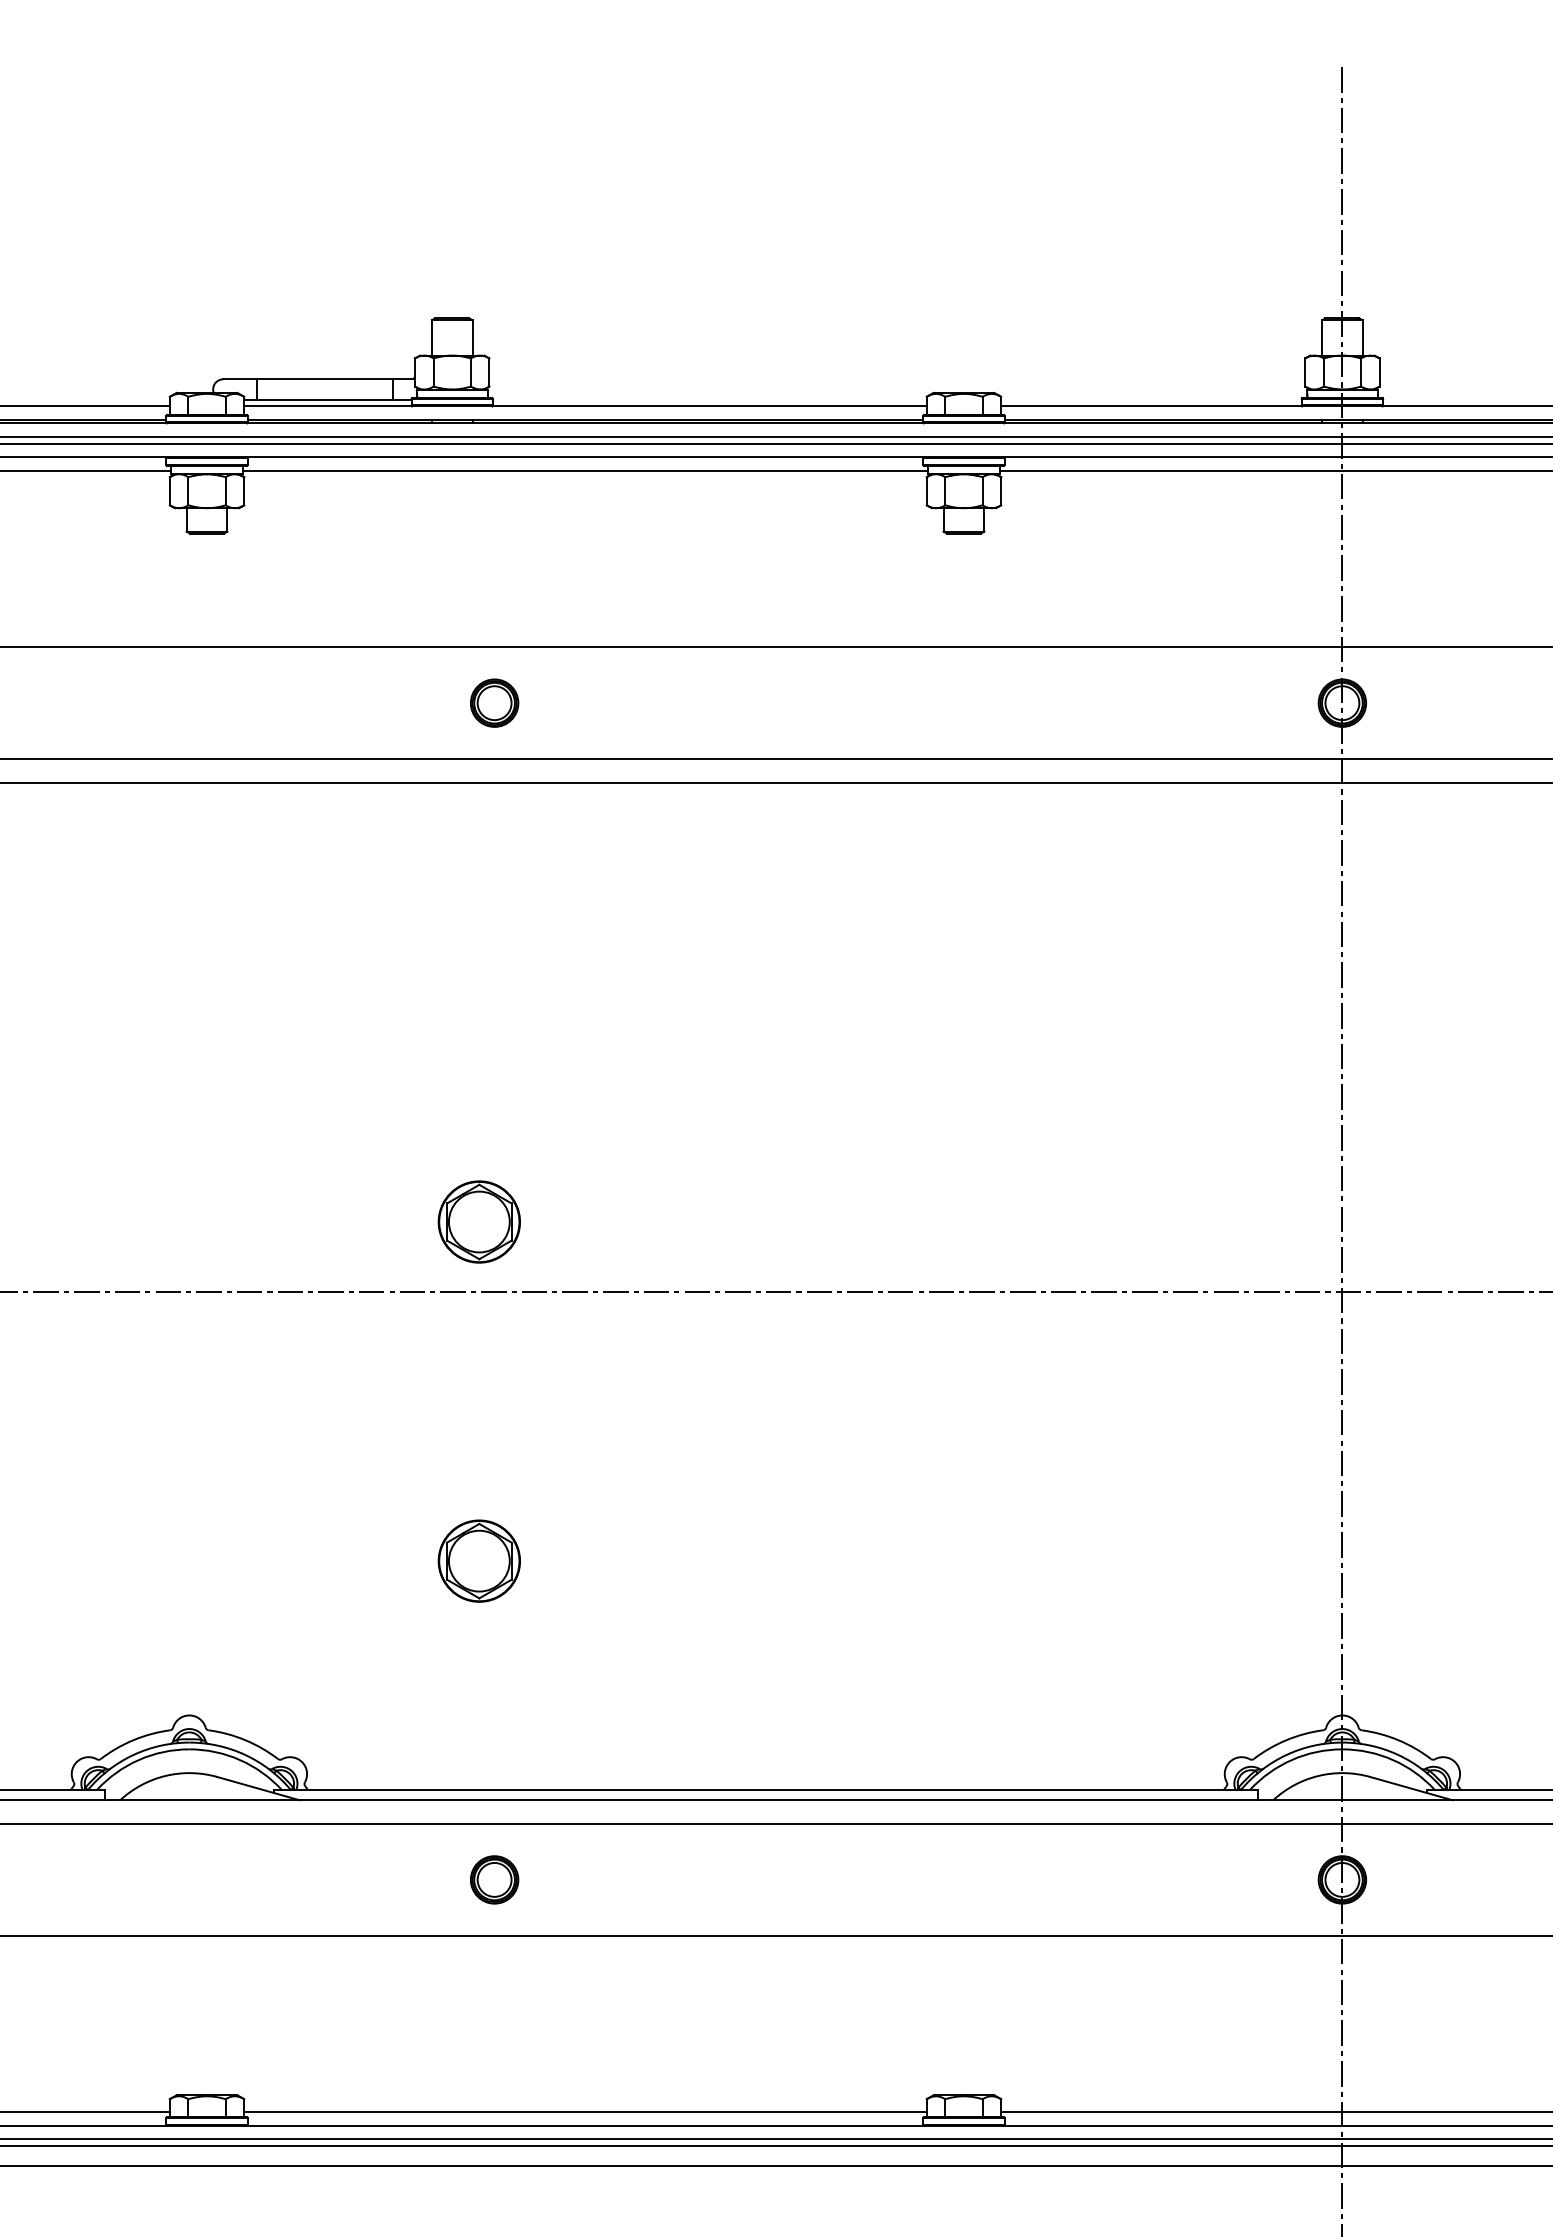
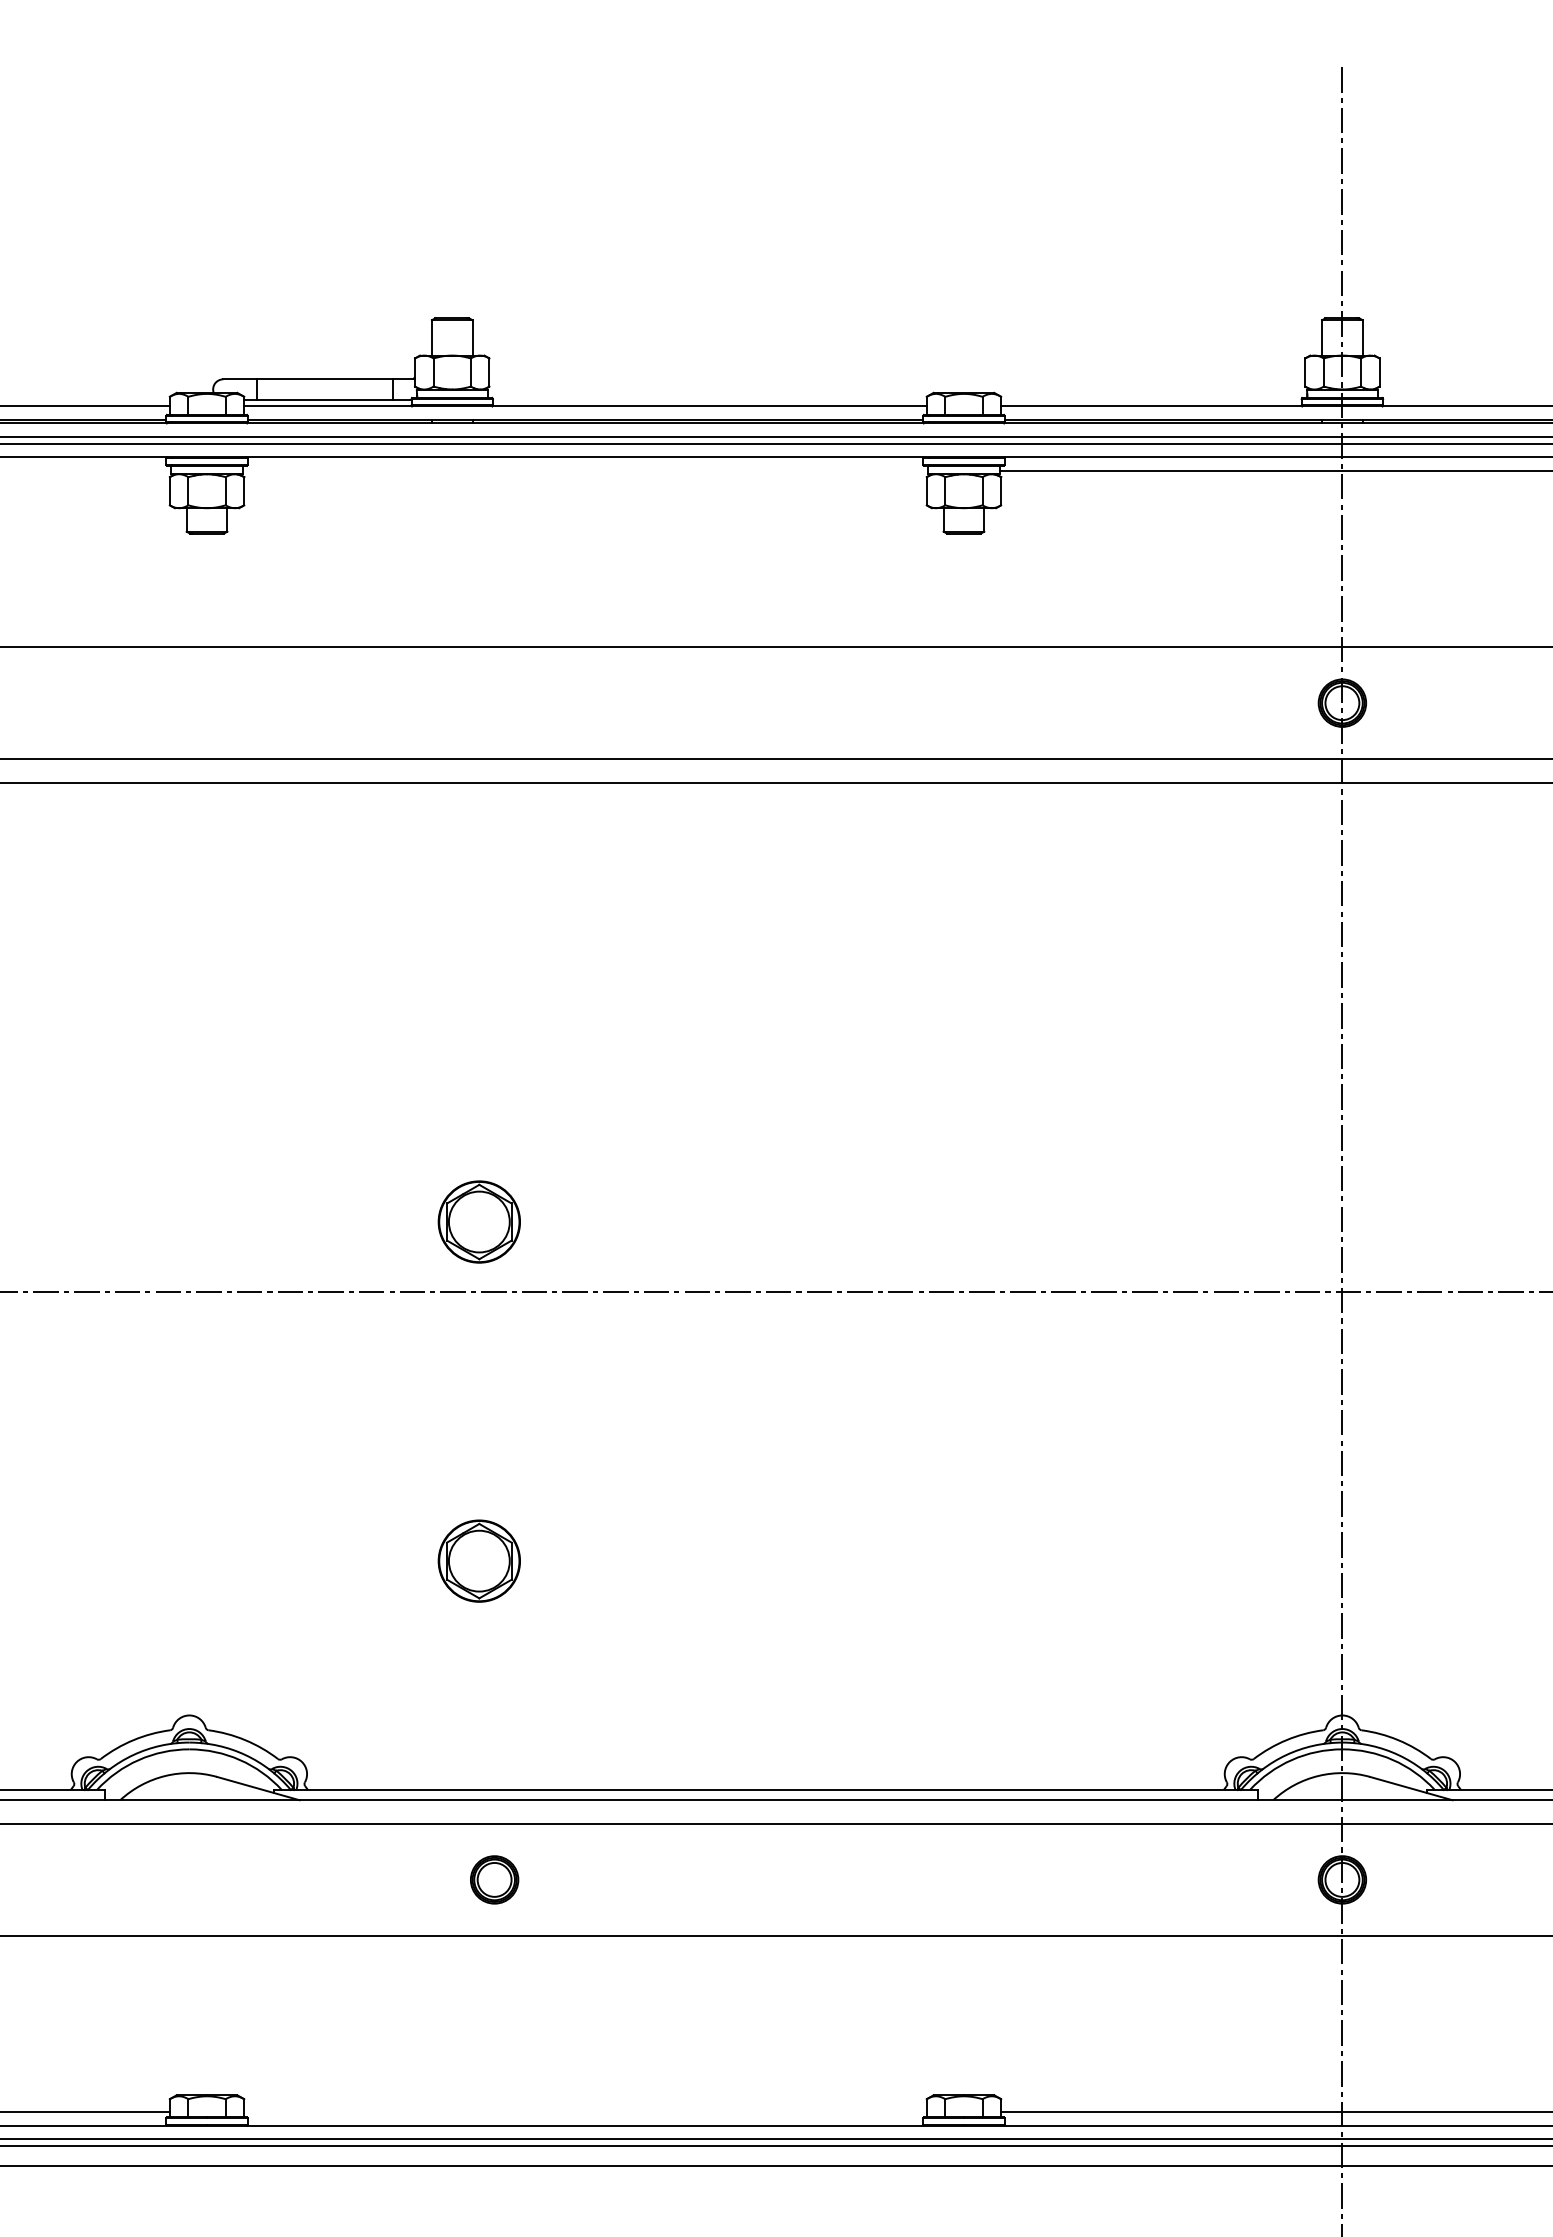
line: present -> none (86, 470)
line: present -> none (585, 470)
part: present -> none (494, 702)
line: present -> none (585, 2112)
